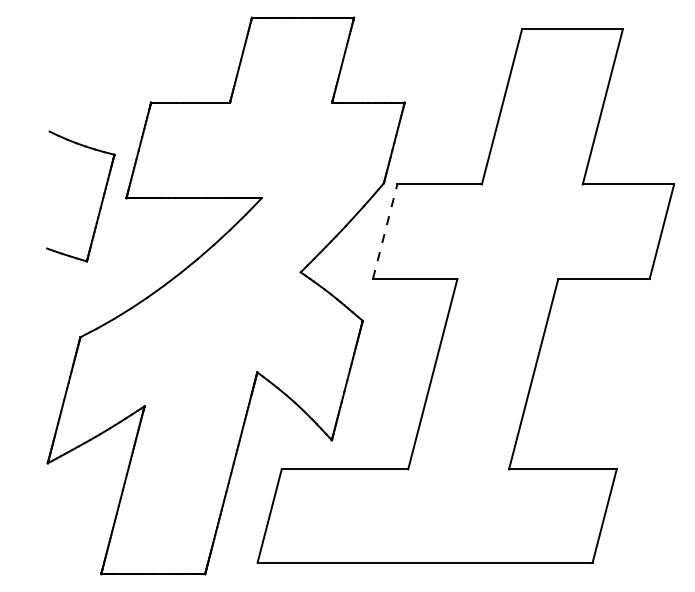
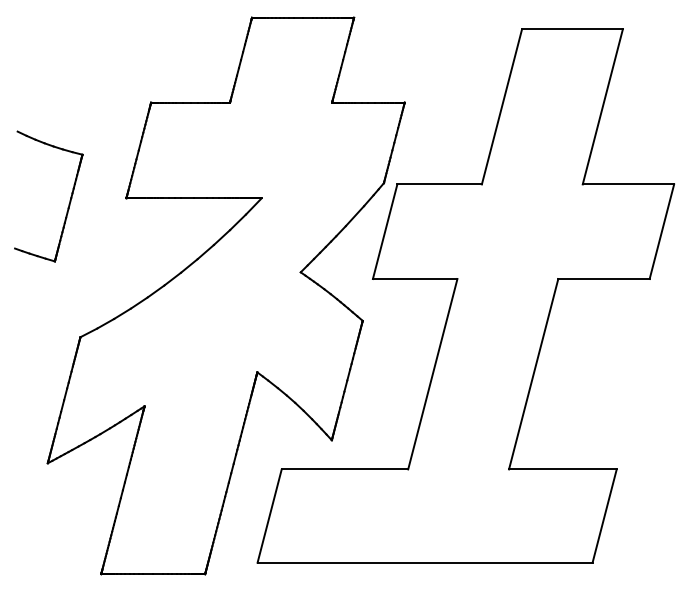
part position: (101, 200) -> (69, 200) (69, 200)
line: dashed -> solid (385, 231)
